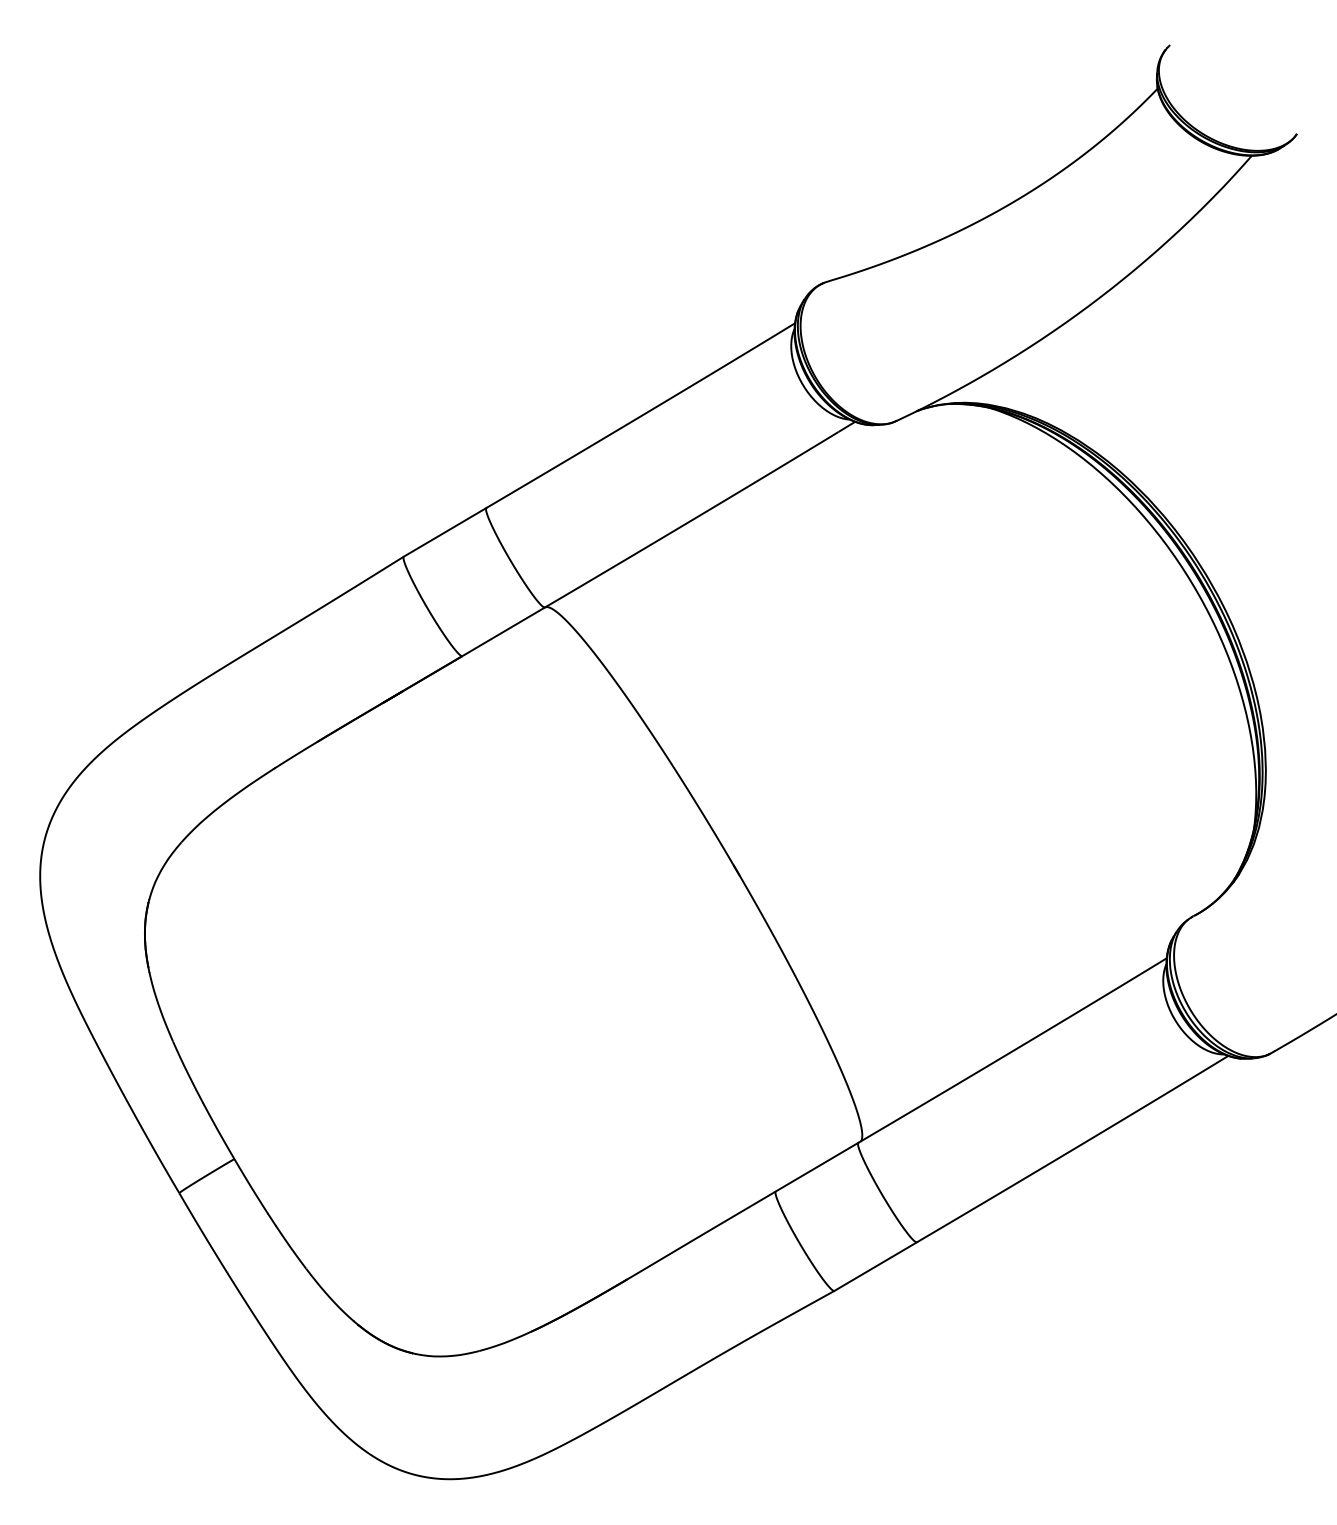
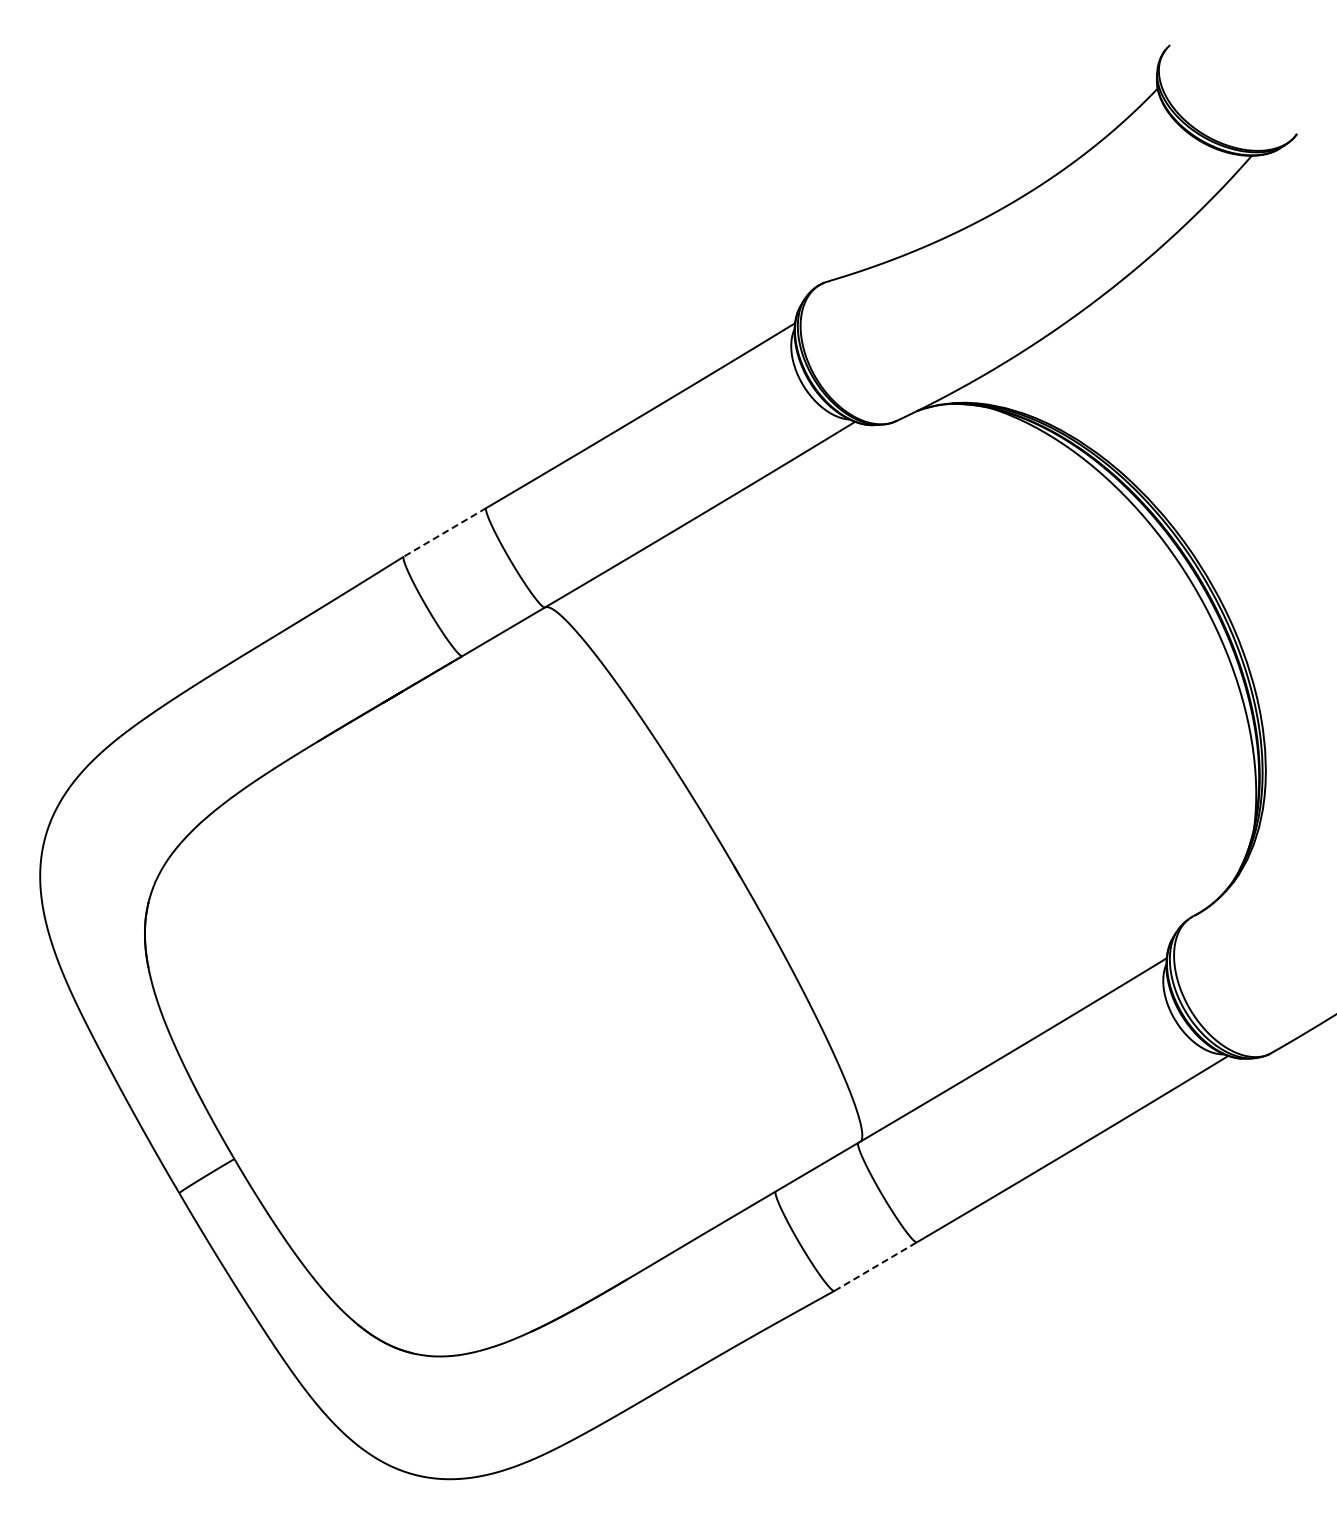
line: solid -> dashed (445, 532)
line: solid -> dashed (875, 1266)
